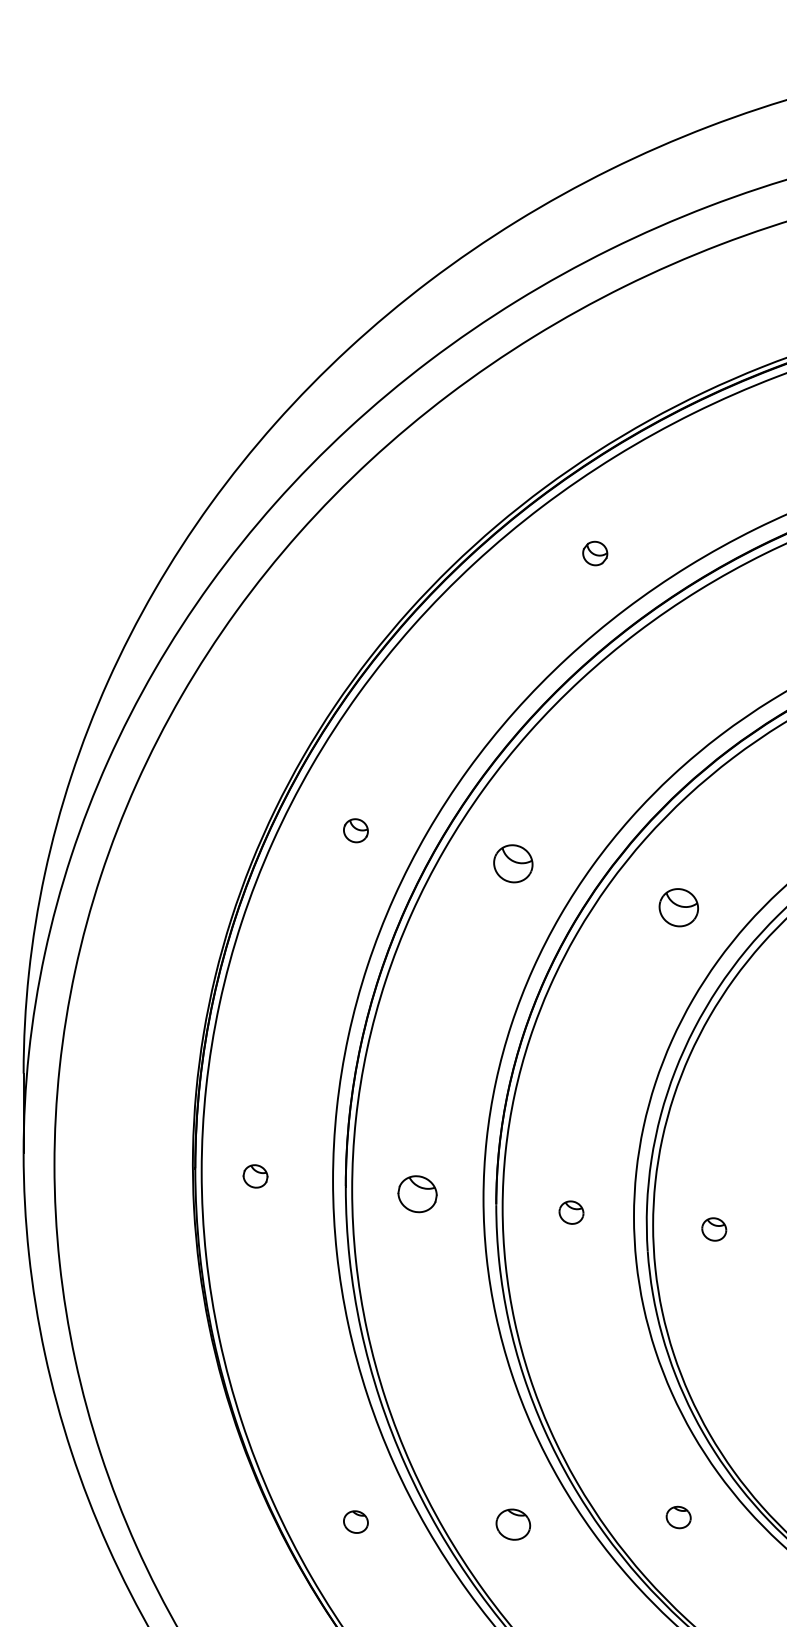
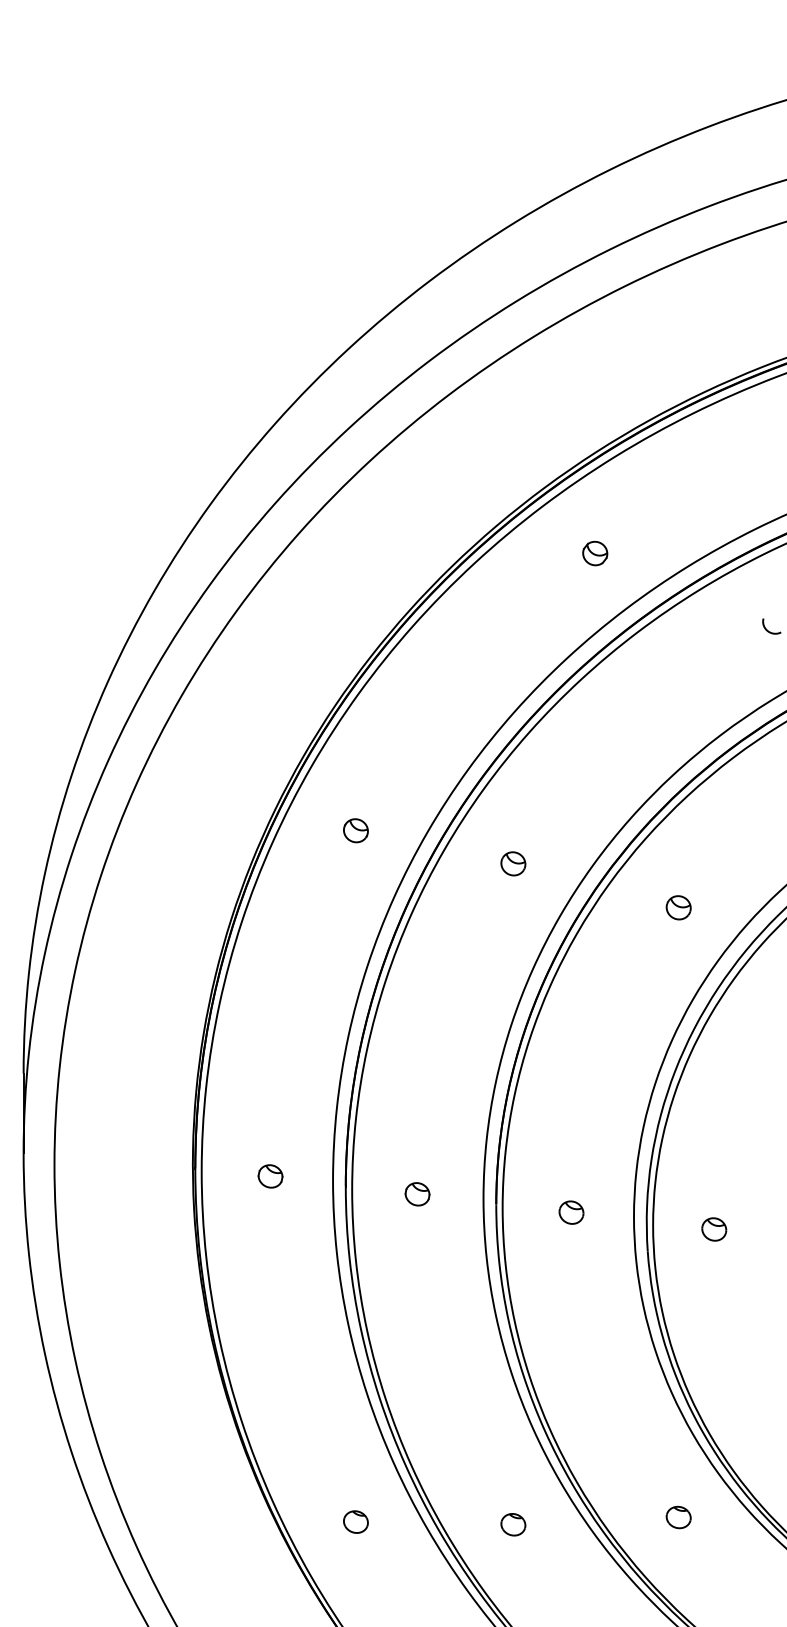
curve: none -> present (767, 629)
part size: 41x40 px -> 27x26 px (513, 863)
part size: 41x40 px -> 27x26 px (678, 907)
part position: (255, 1176) -> (270, 1176) (270, 1176)
part size: 41x39 px -> 27x25 px (417, 1194)
part size: 37x33 px -> 27x24 px (513, 1524)
